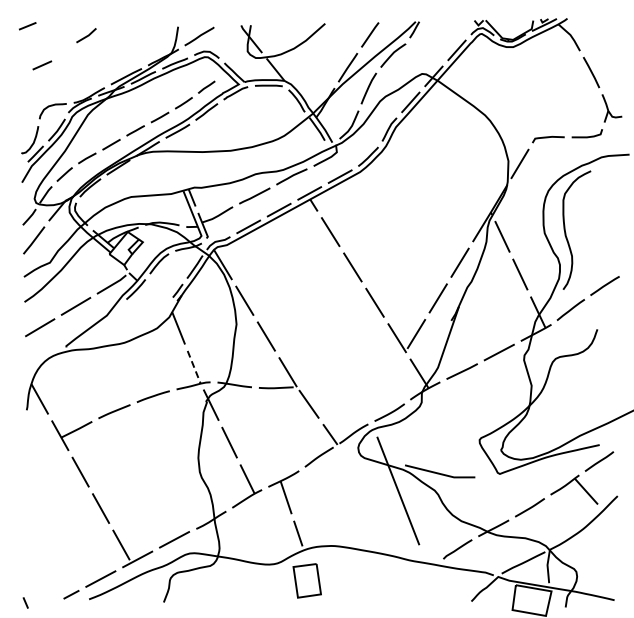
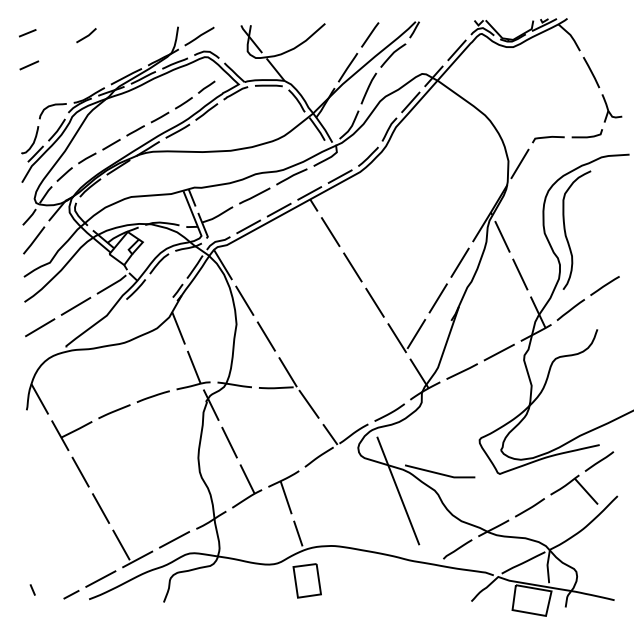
line position: (27, 26) -> (27, 33) (27, 33)
line position: (42, 65) -> (29, 65) (29, 65)
line: dashed -> solid (194, 367)
line position: (25, 602) -> (32, 589) (32, 589)
